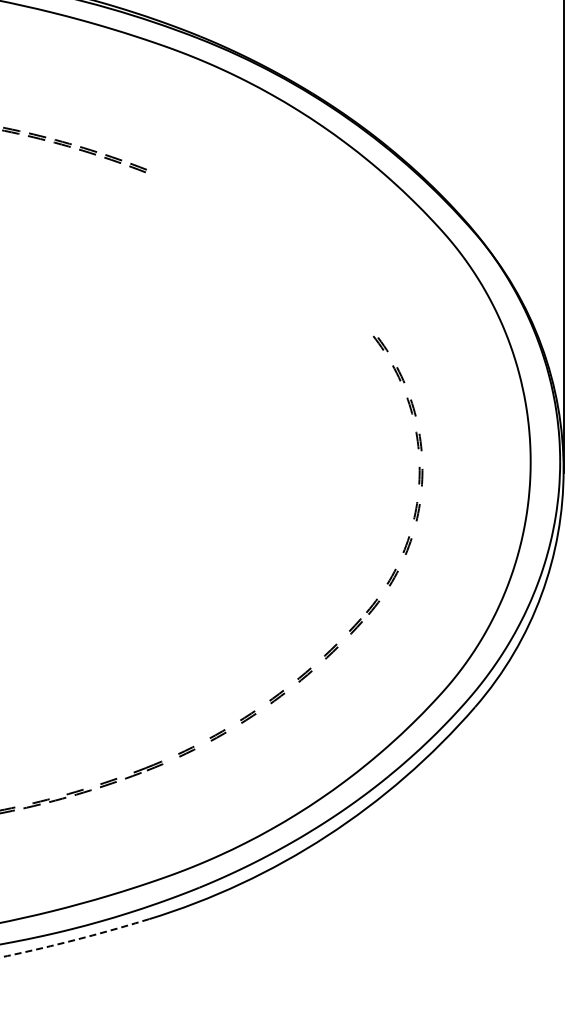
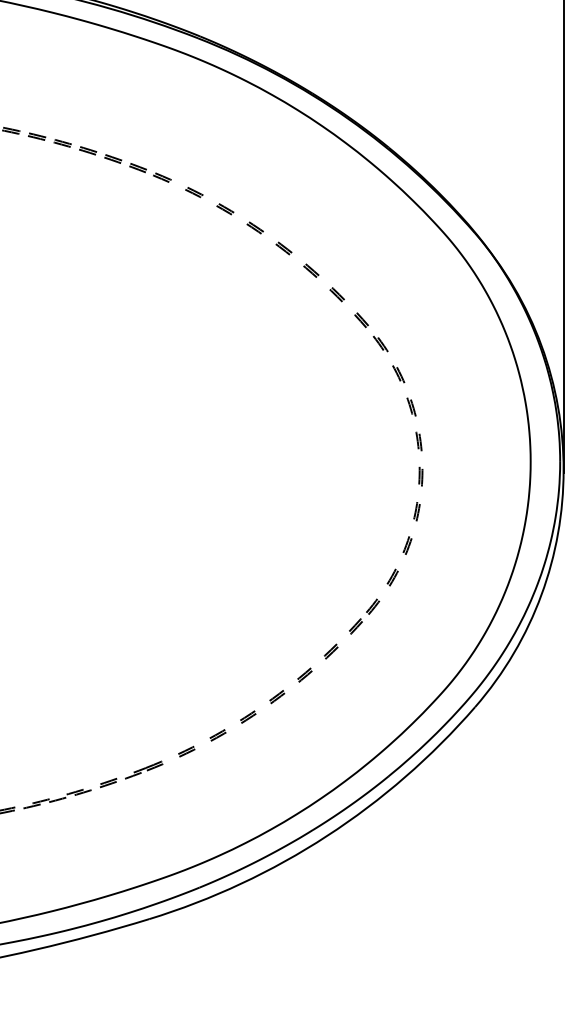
part: none -> present (260, 234)
arc: dashed -> solid (74, 940)
